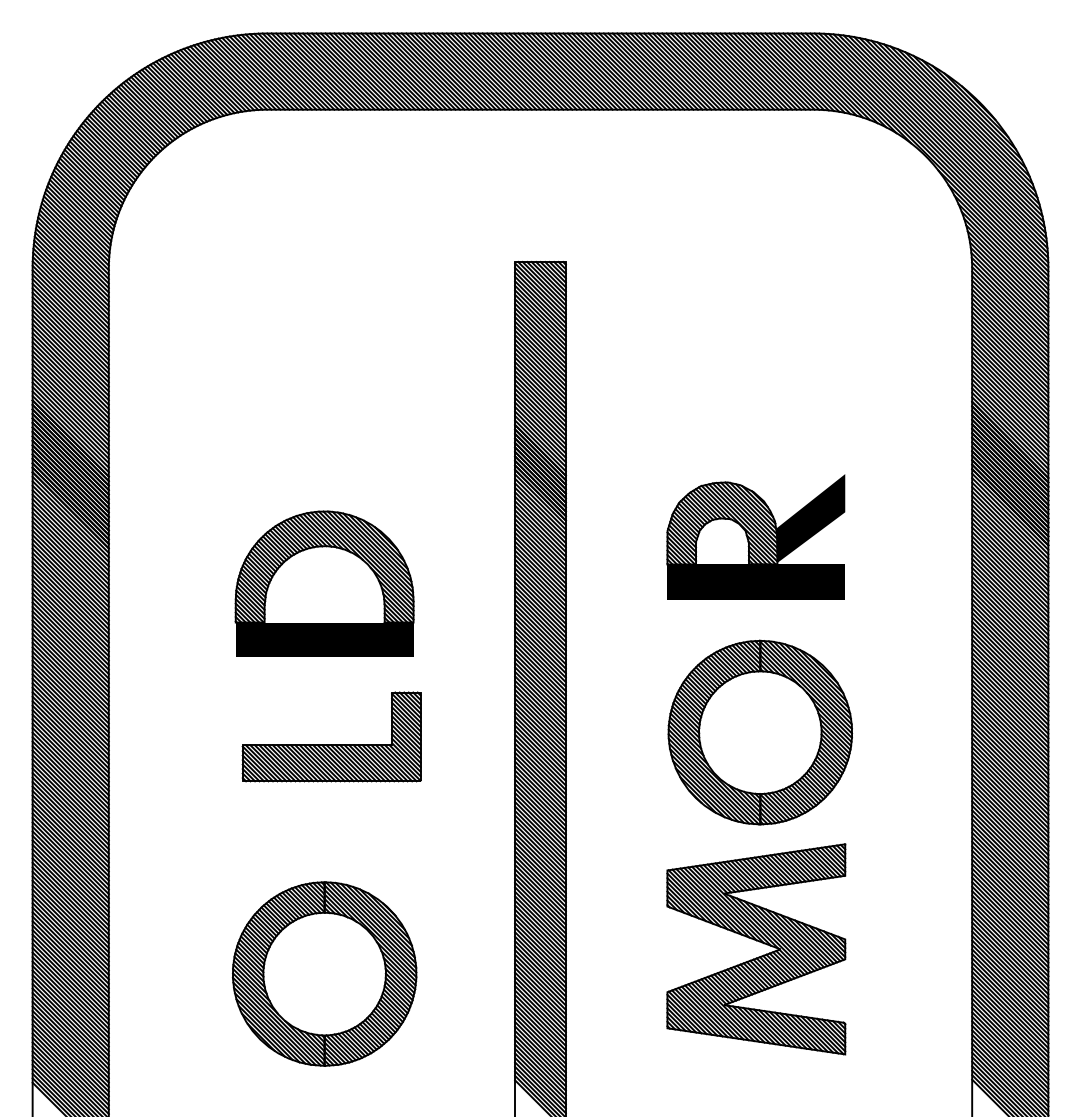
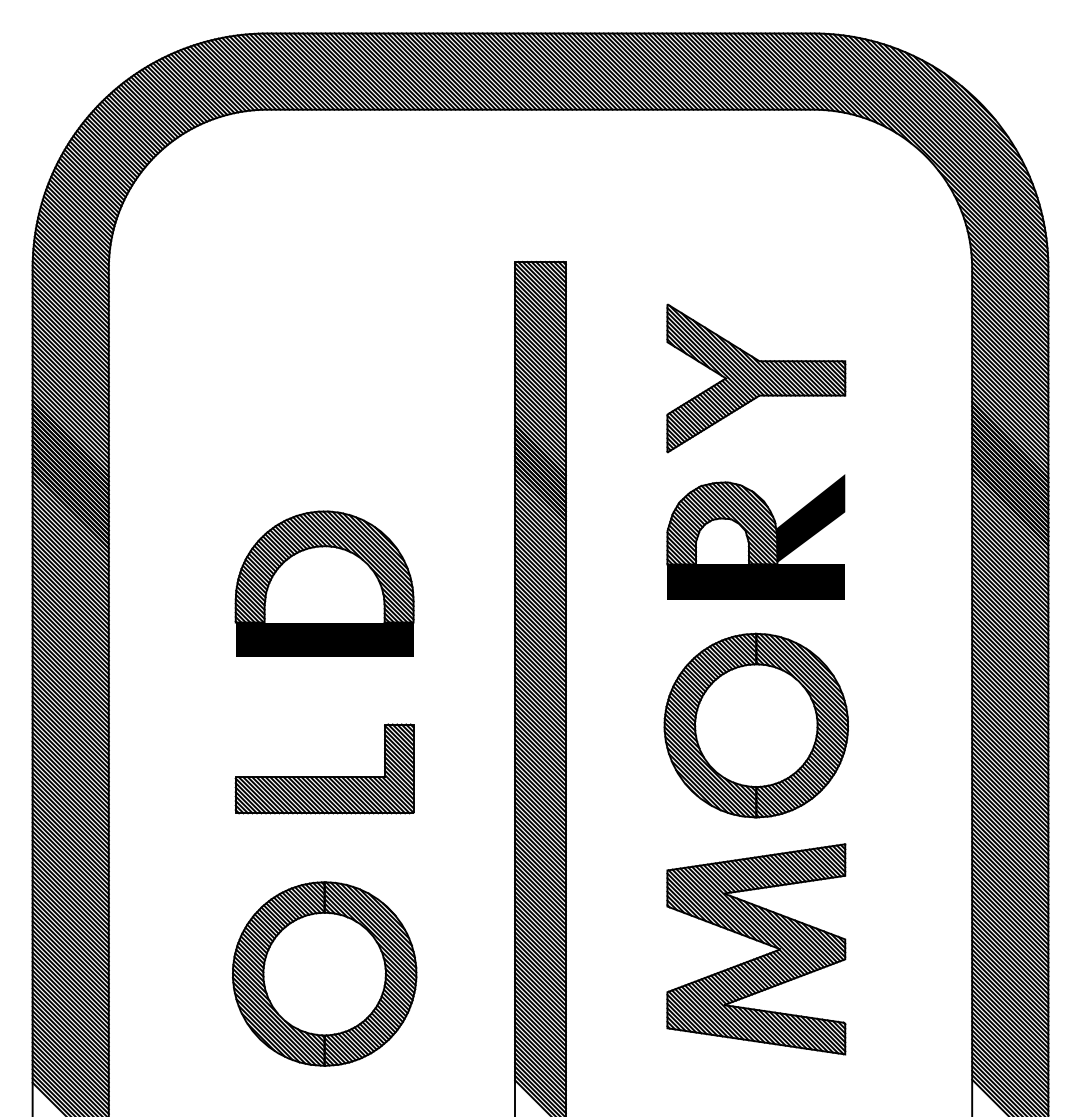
part: none -> present (756, 378)
part position: (760, 732) -> (756, 725) (756, 725)
part position: (331, 744) -> (324, 776) (324, 776)
